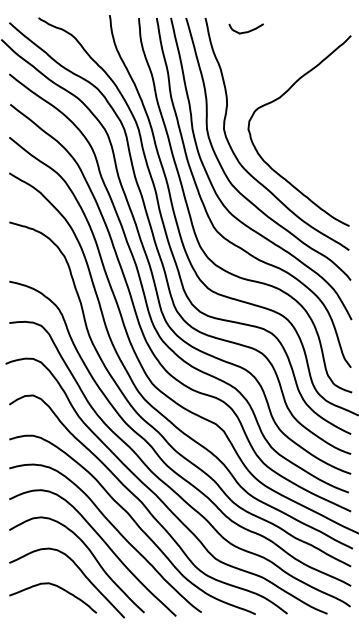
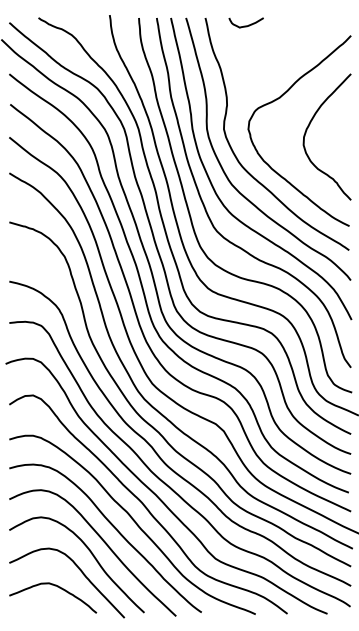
curve position: (245, 31) -> (245, 25) (245, 25)
curve: none -> present (308, 128)
